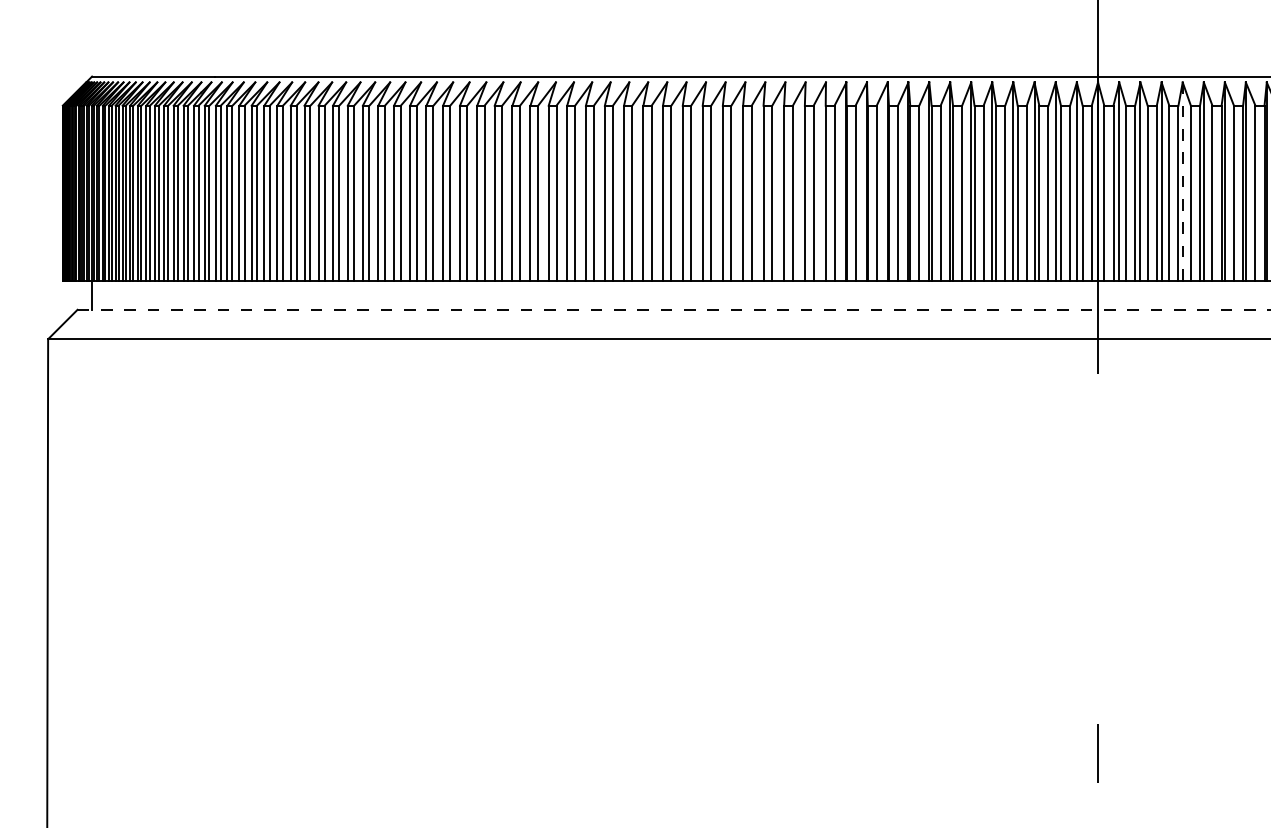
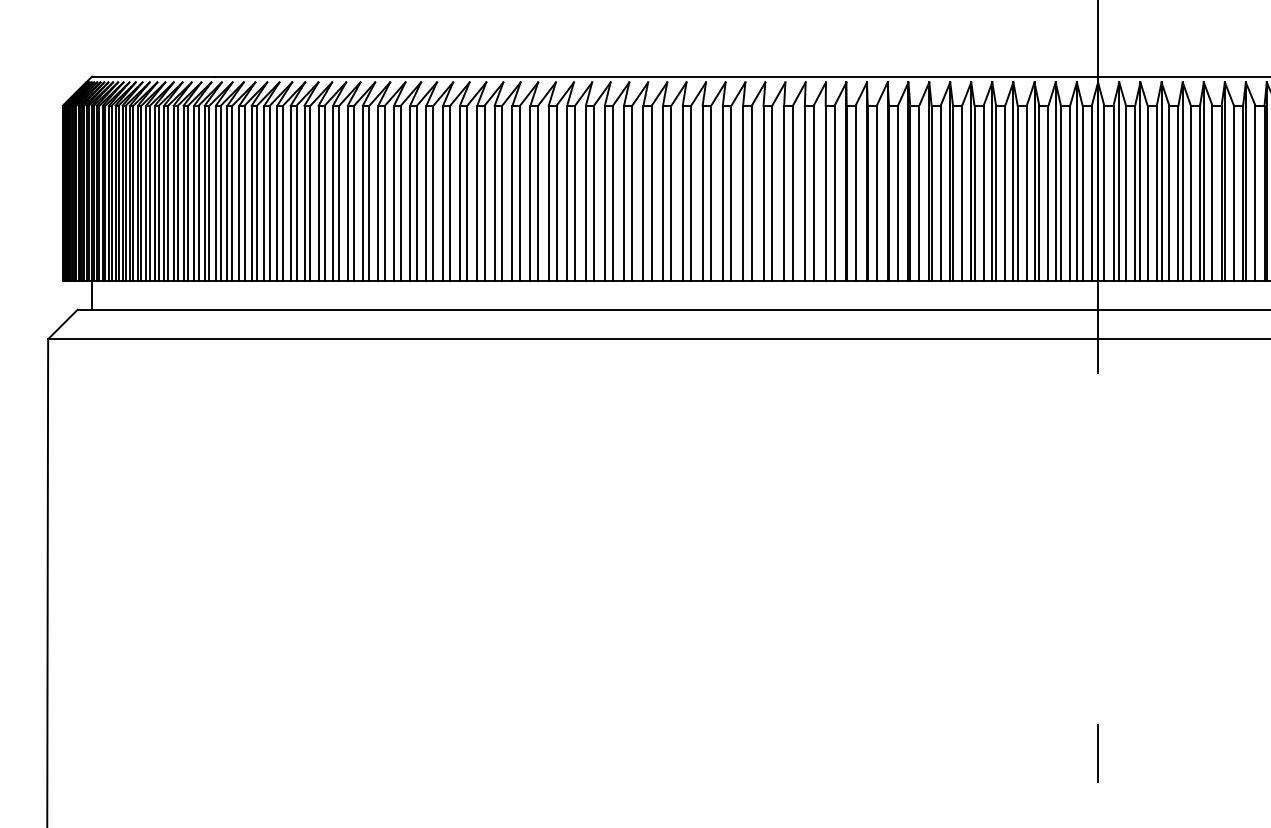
line: dashed -> solid (1182, 182)
line: dashed -> solid (674, 309)
